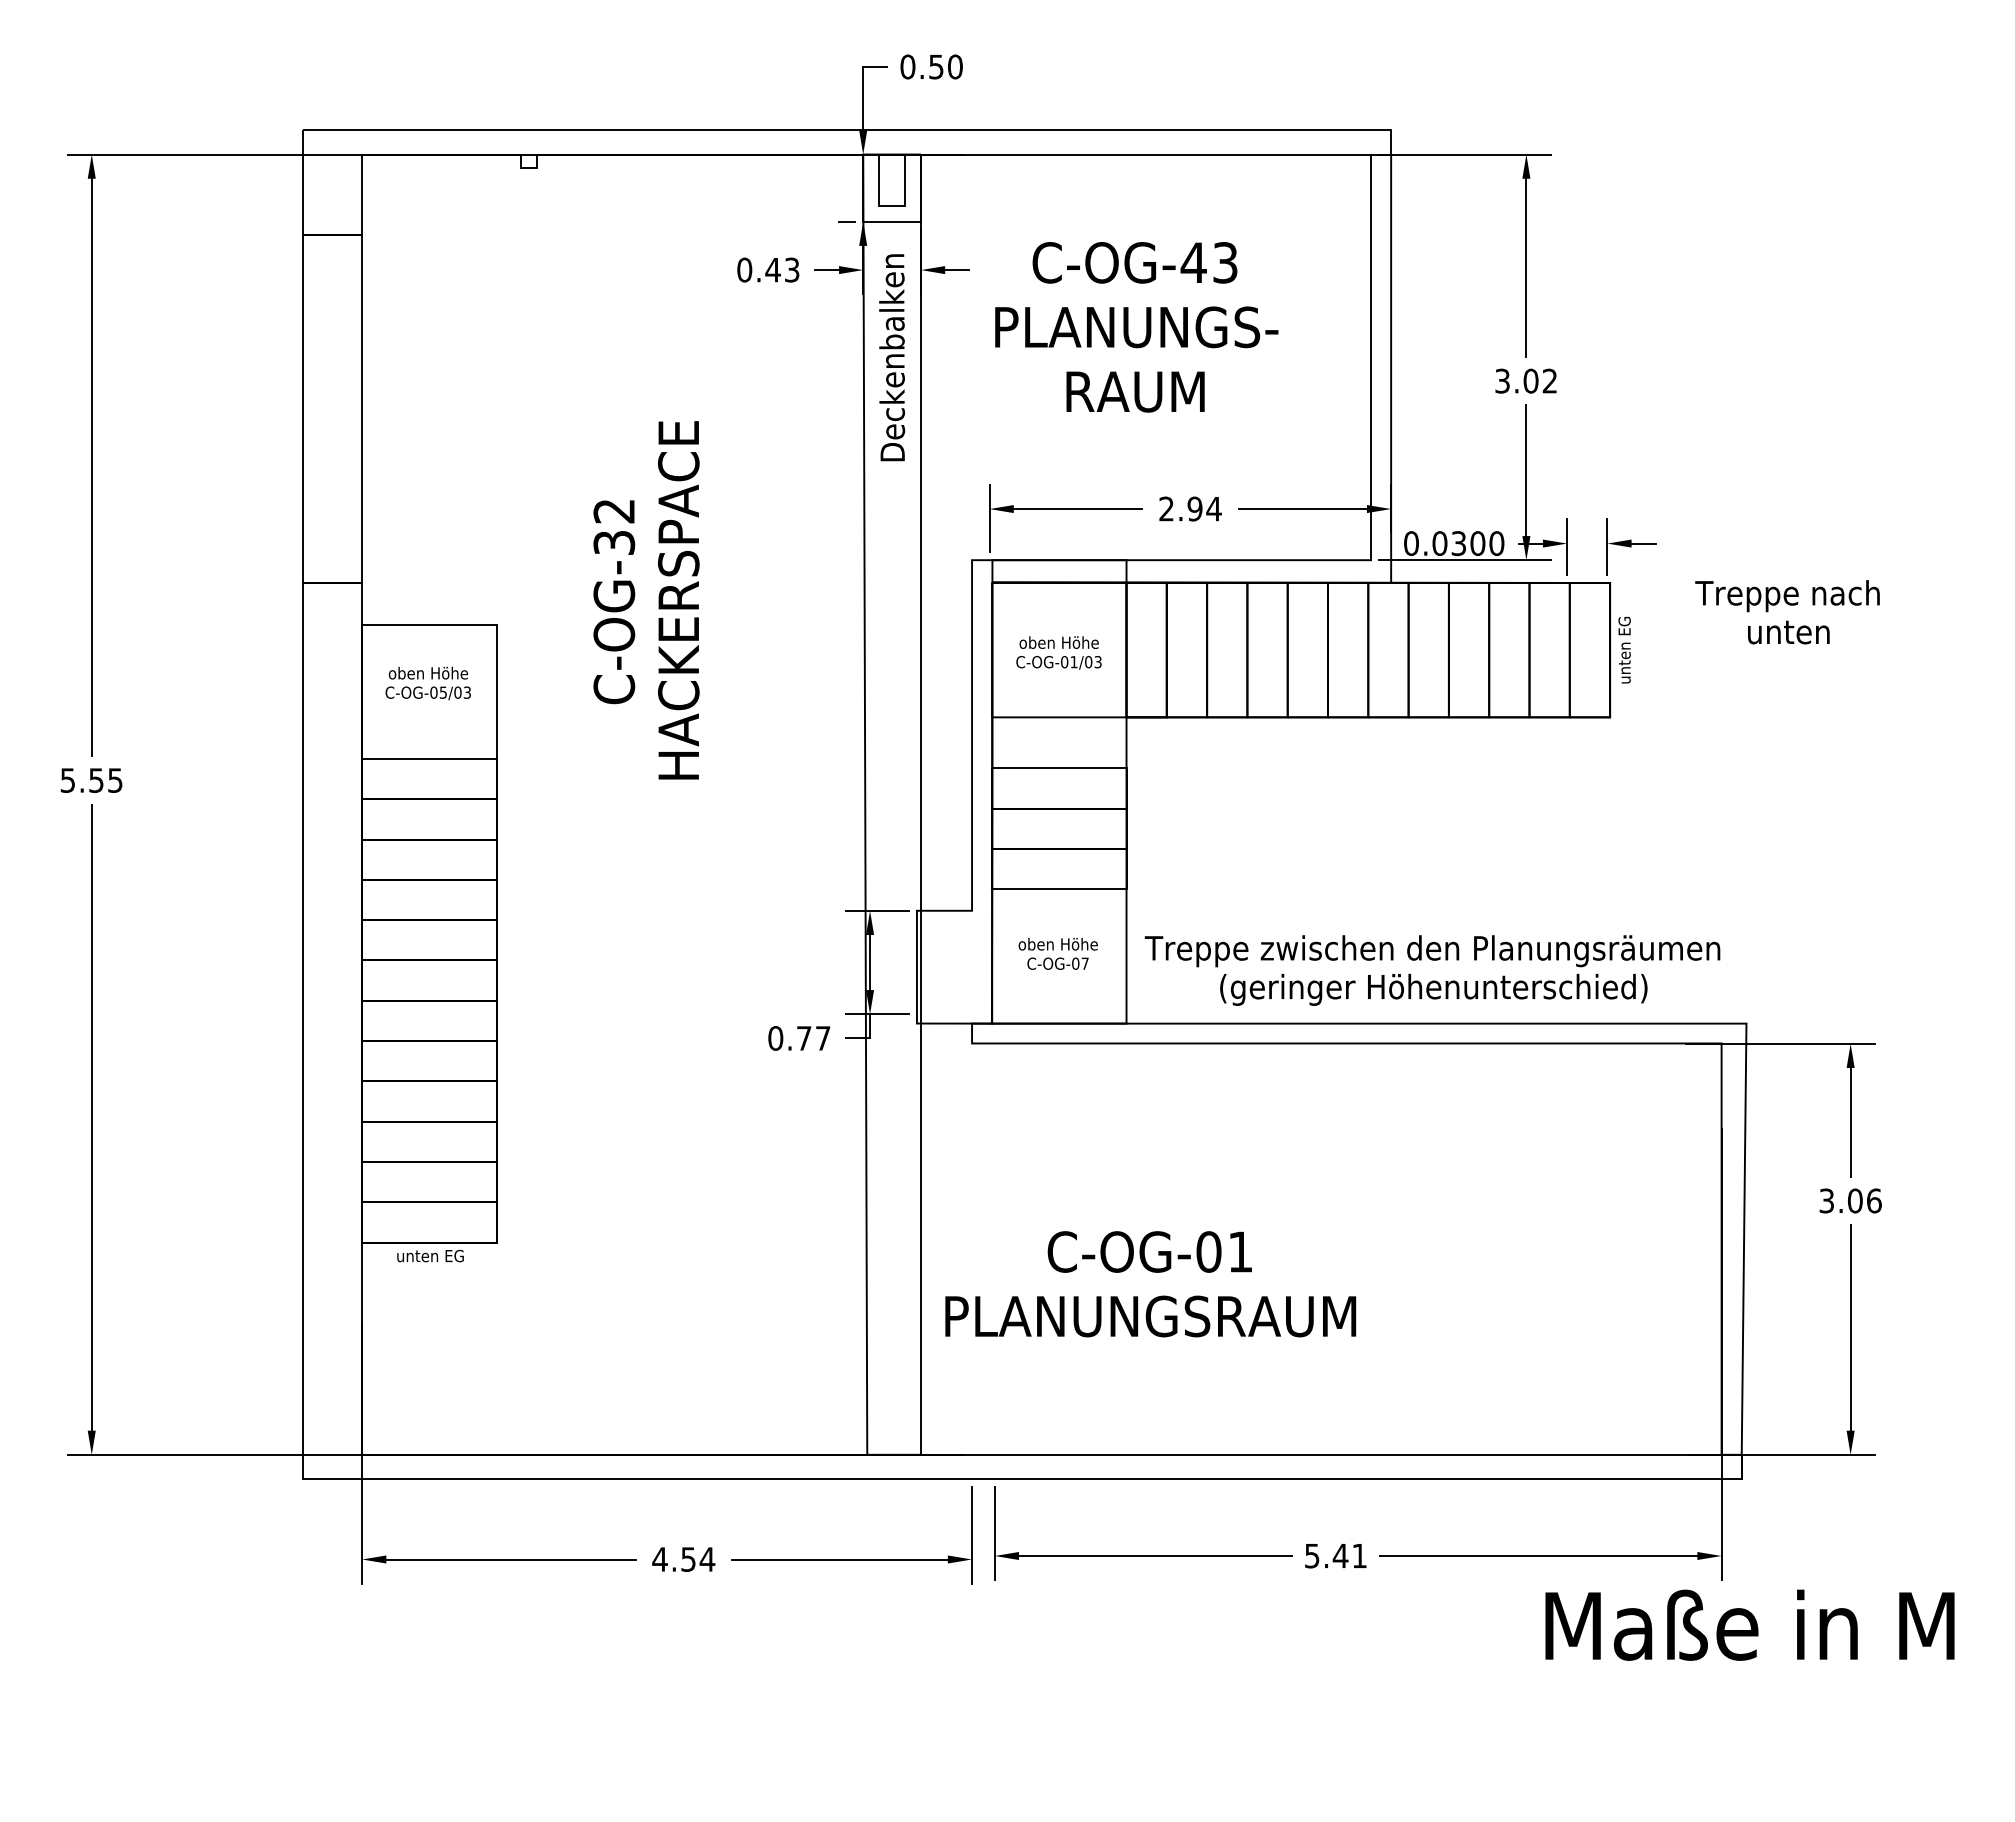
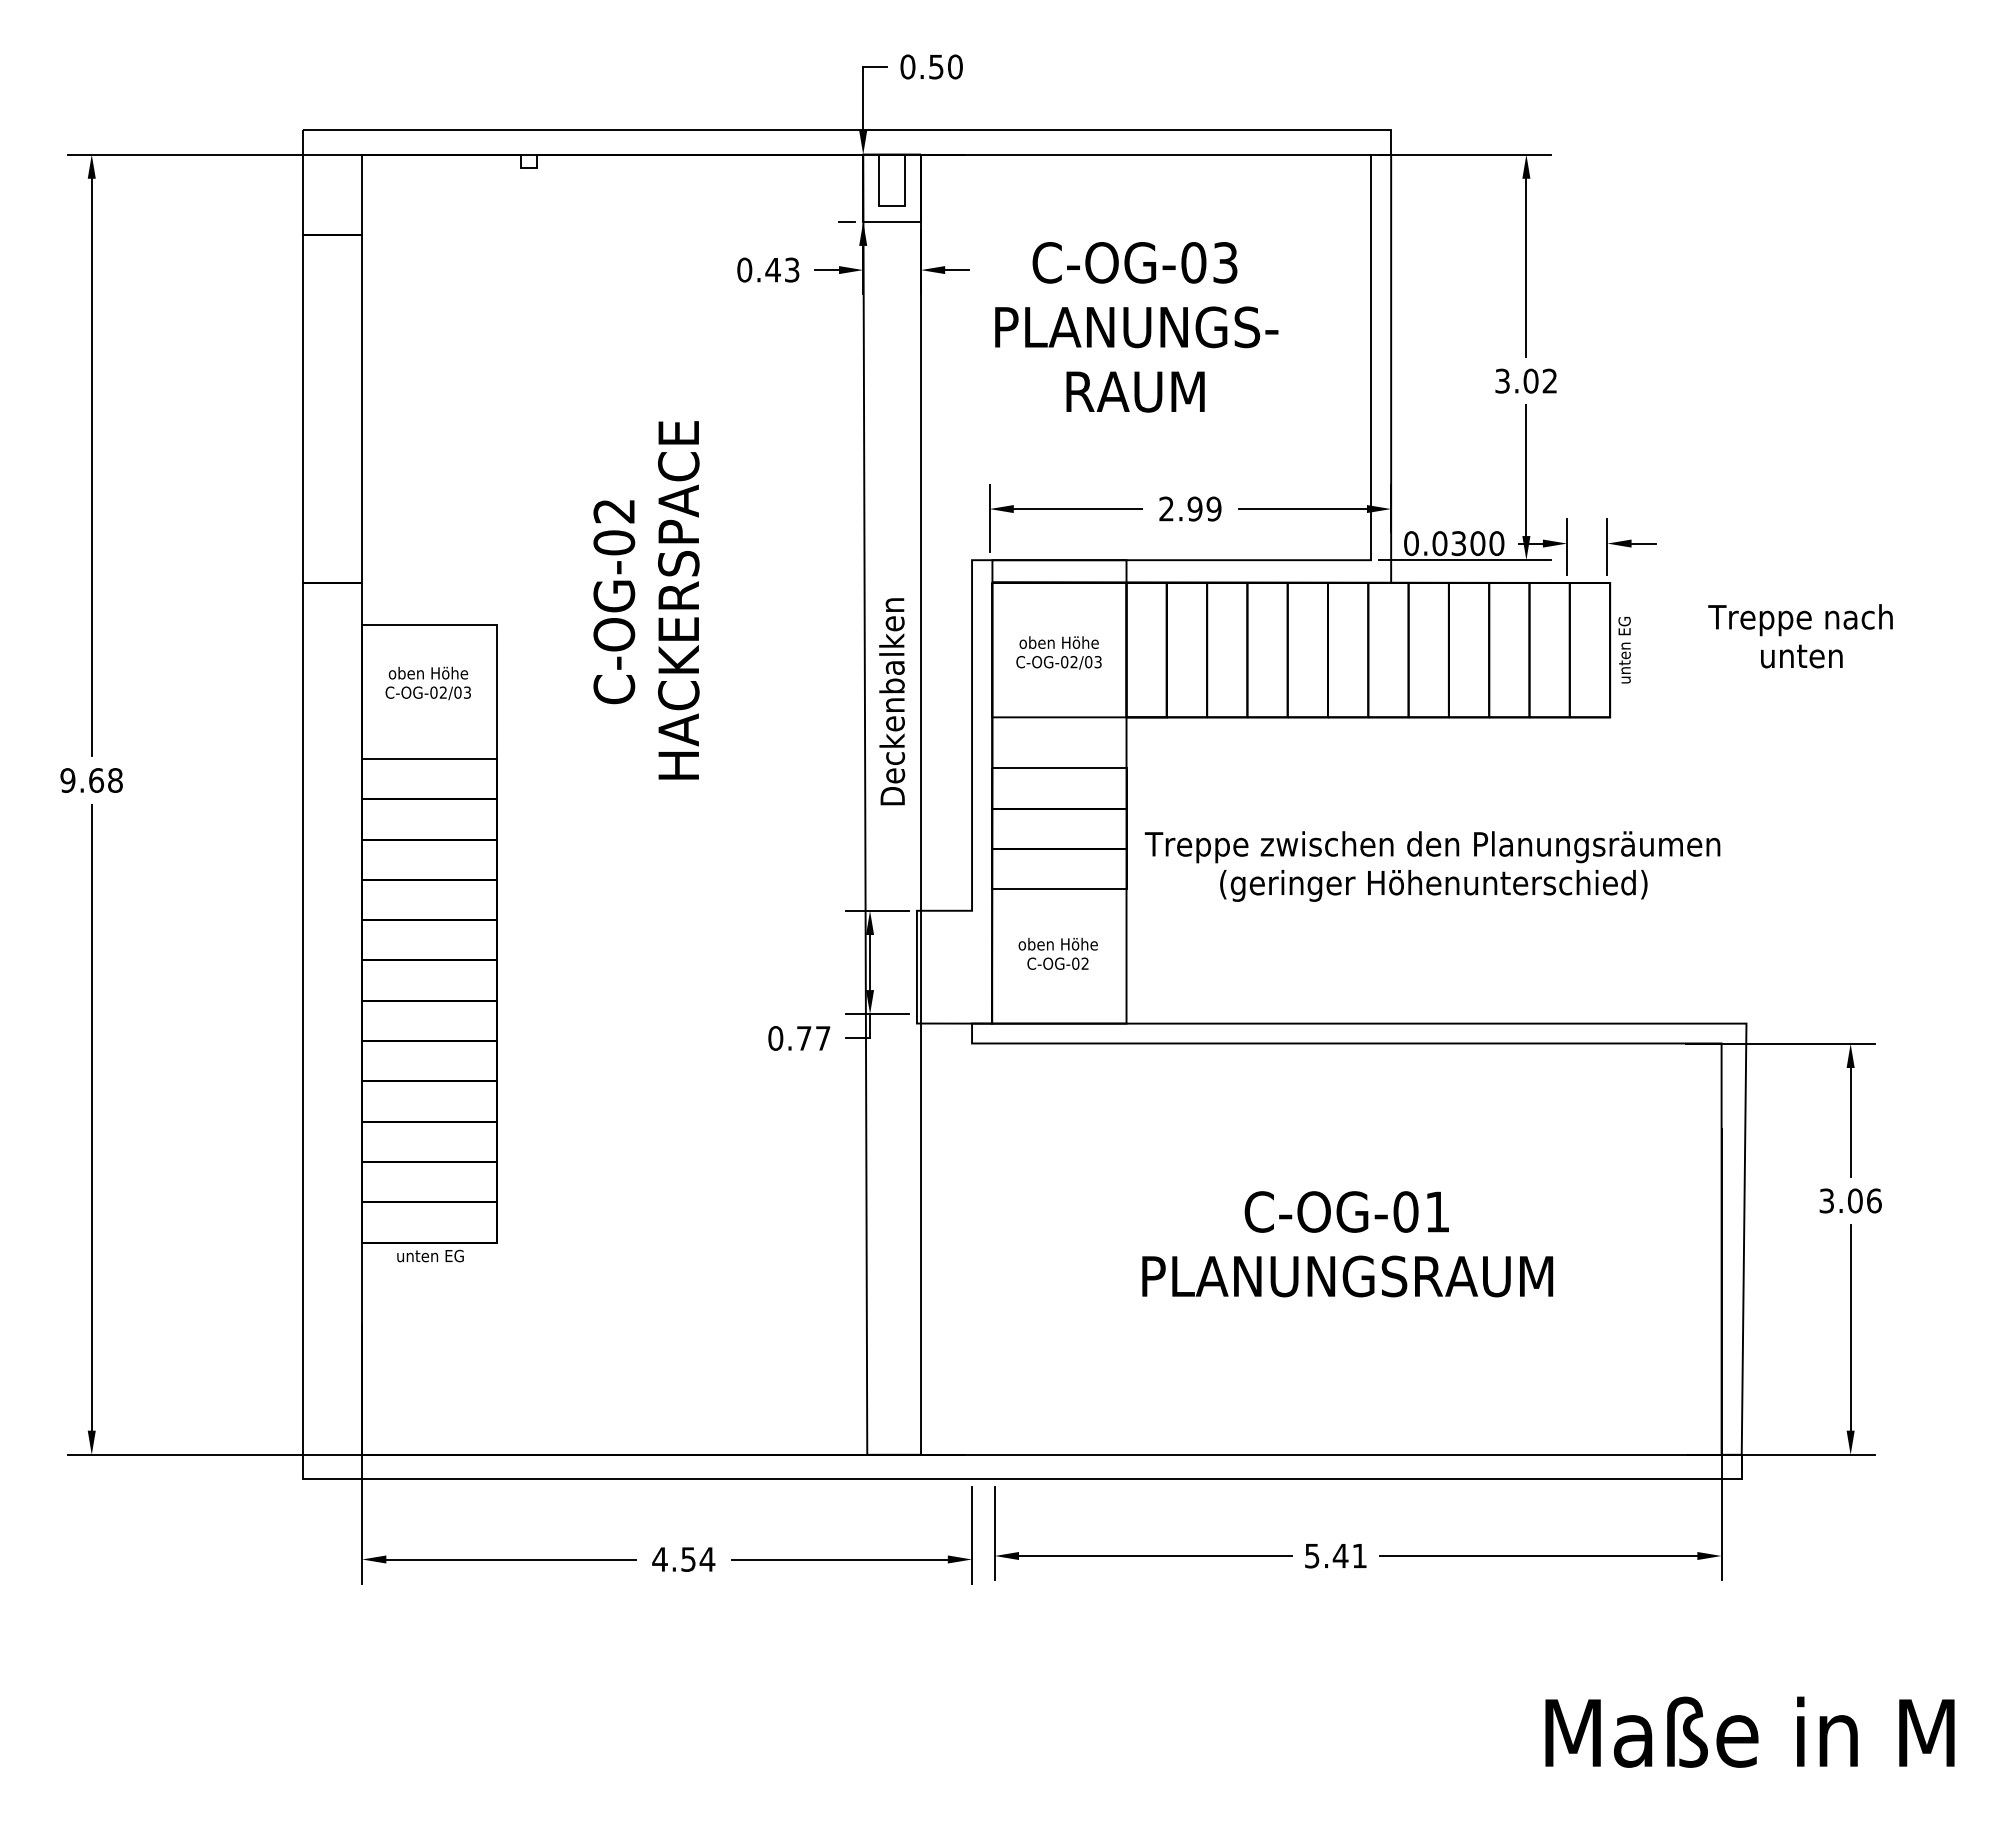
text: C-OG-43 -> C-OG-03 (1193, 262)
text position: (892, 357) -> (892, 701) (892, 701)
text: 2.94 -> 2.99 (1213, 508)
text: C-OG-32 -> C-OG-02 (614, 542)
text position: (1787, 612) -> (1800, 636) (1800, 636)
text: C-OG-01/03 -> C-OG-02/03 (1073, 661)
text: C-OG-05/03 -> C-OG-02/03 (443, 692)
text: 5.55 -> 9.68 (91, 780)
text: C-OG-07 -> C-OG-02 (1084, 963)
text position: (1432, 970) -> (1432, 866) (1432, 866)
text position: (1150, 1284) -> (1347, 1244) (1347, 1244)
text position: (1749, 1624) -> (1749, 1731) (1749, 1731)
